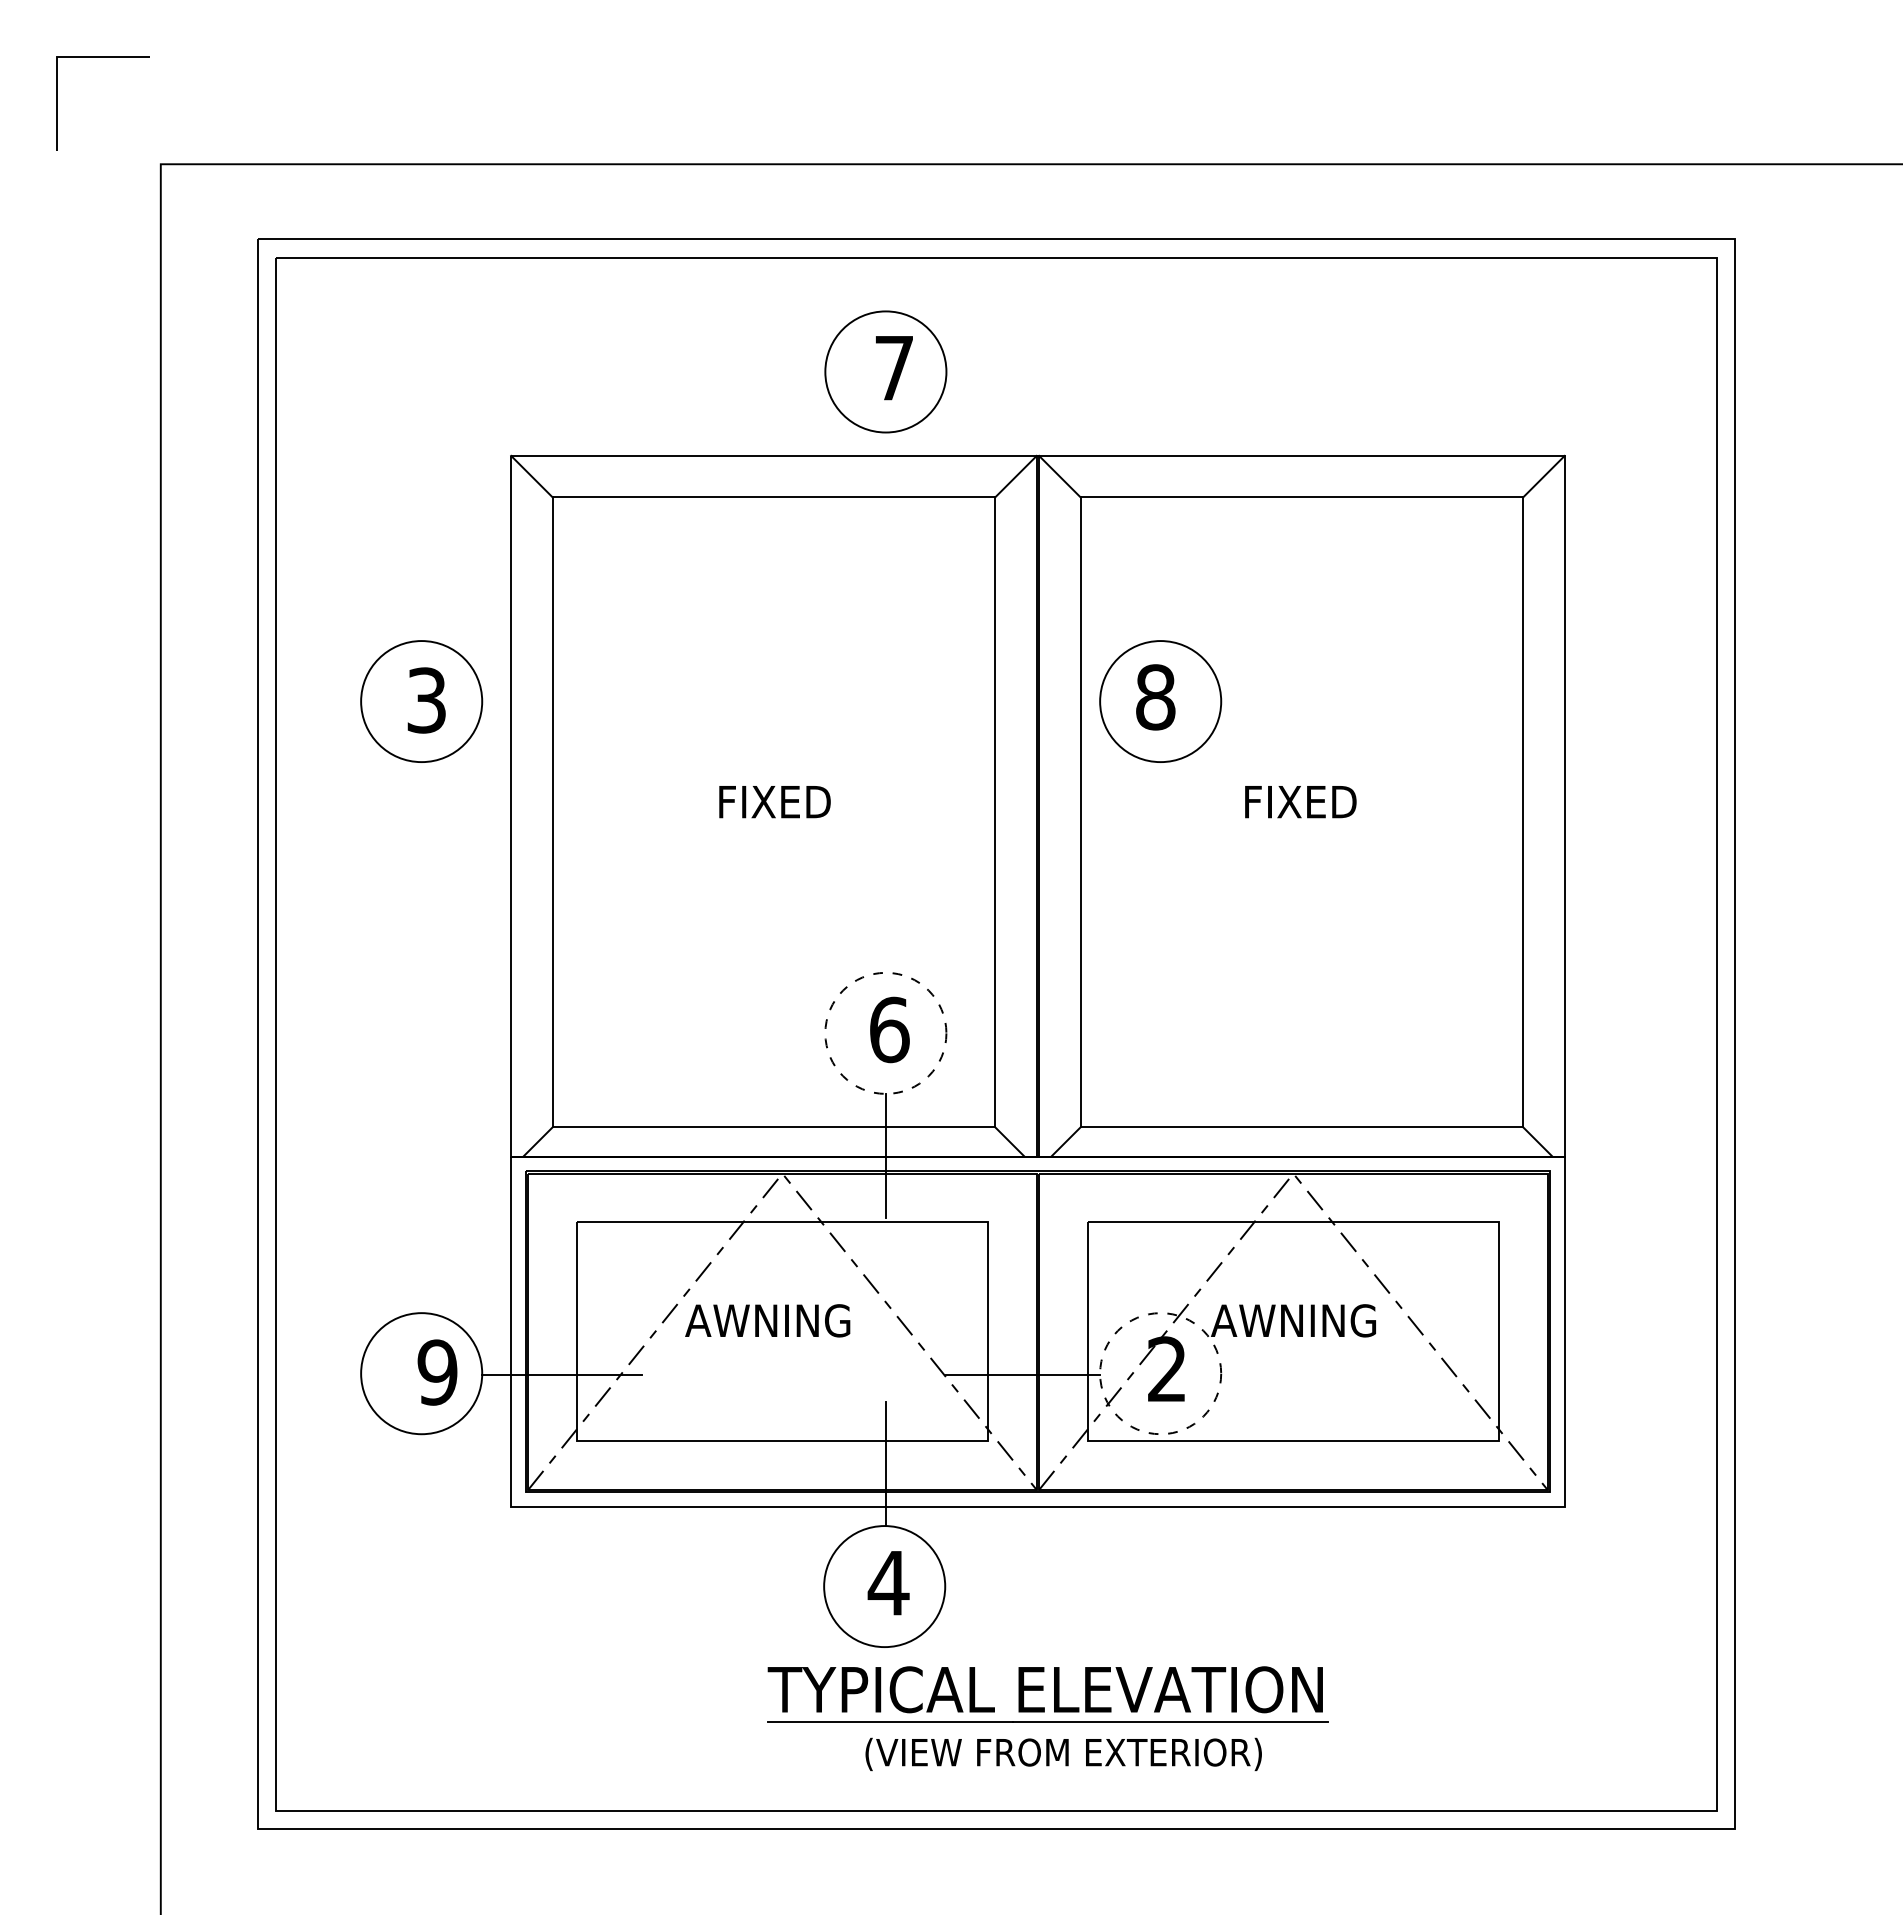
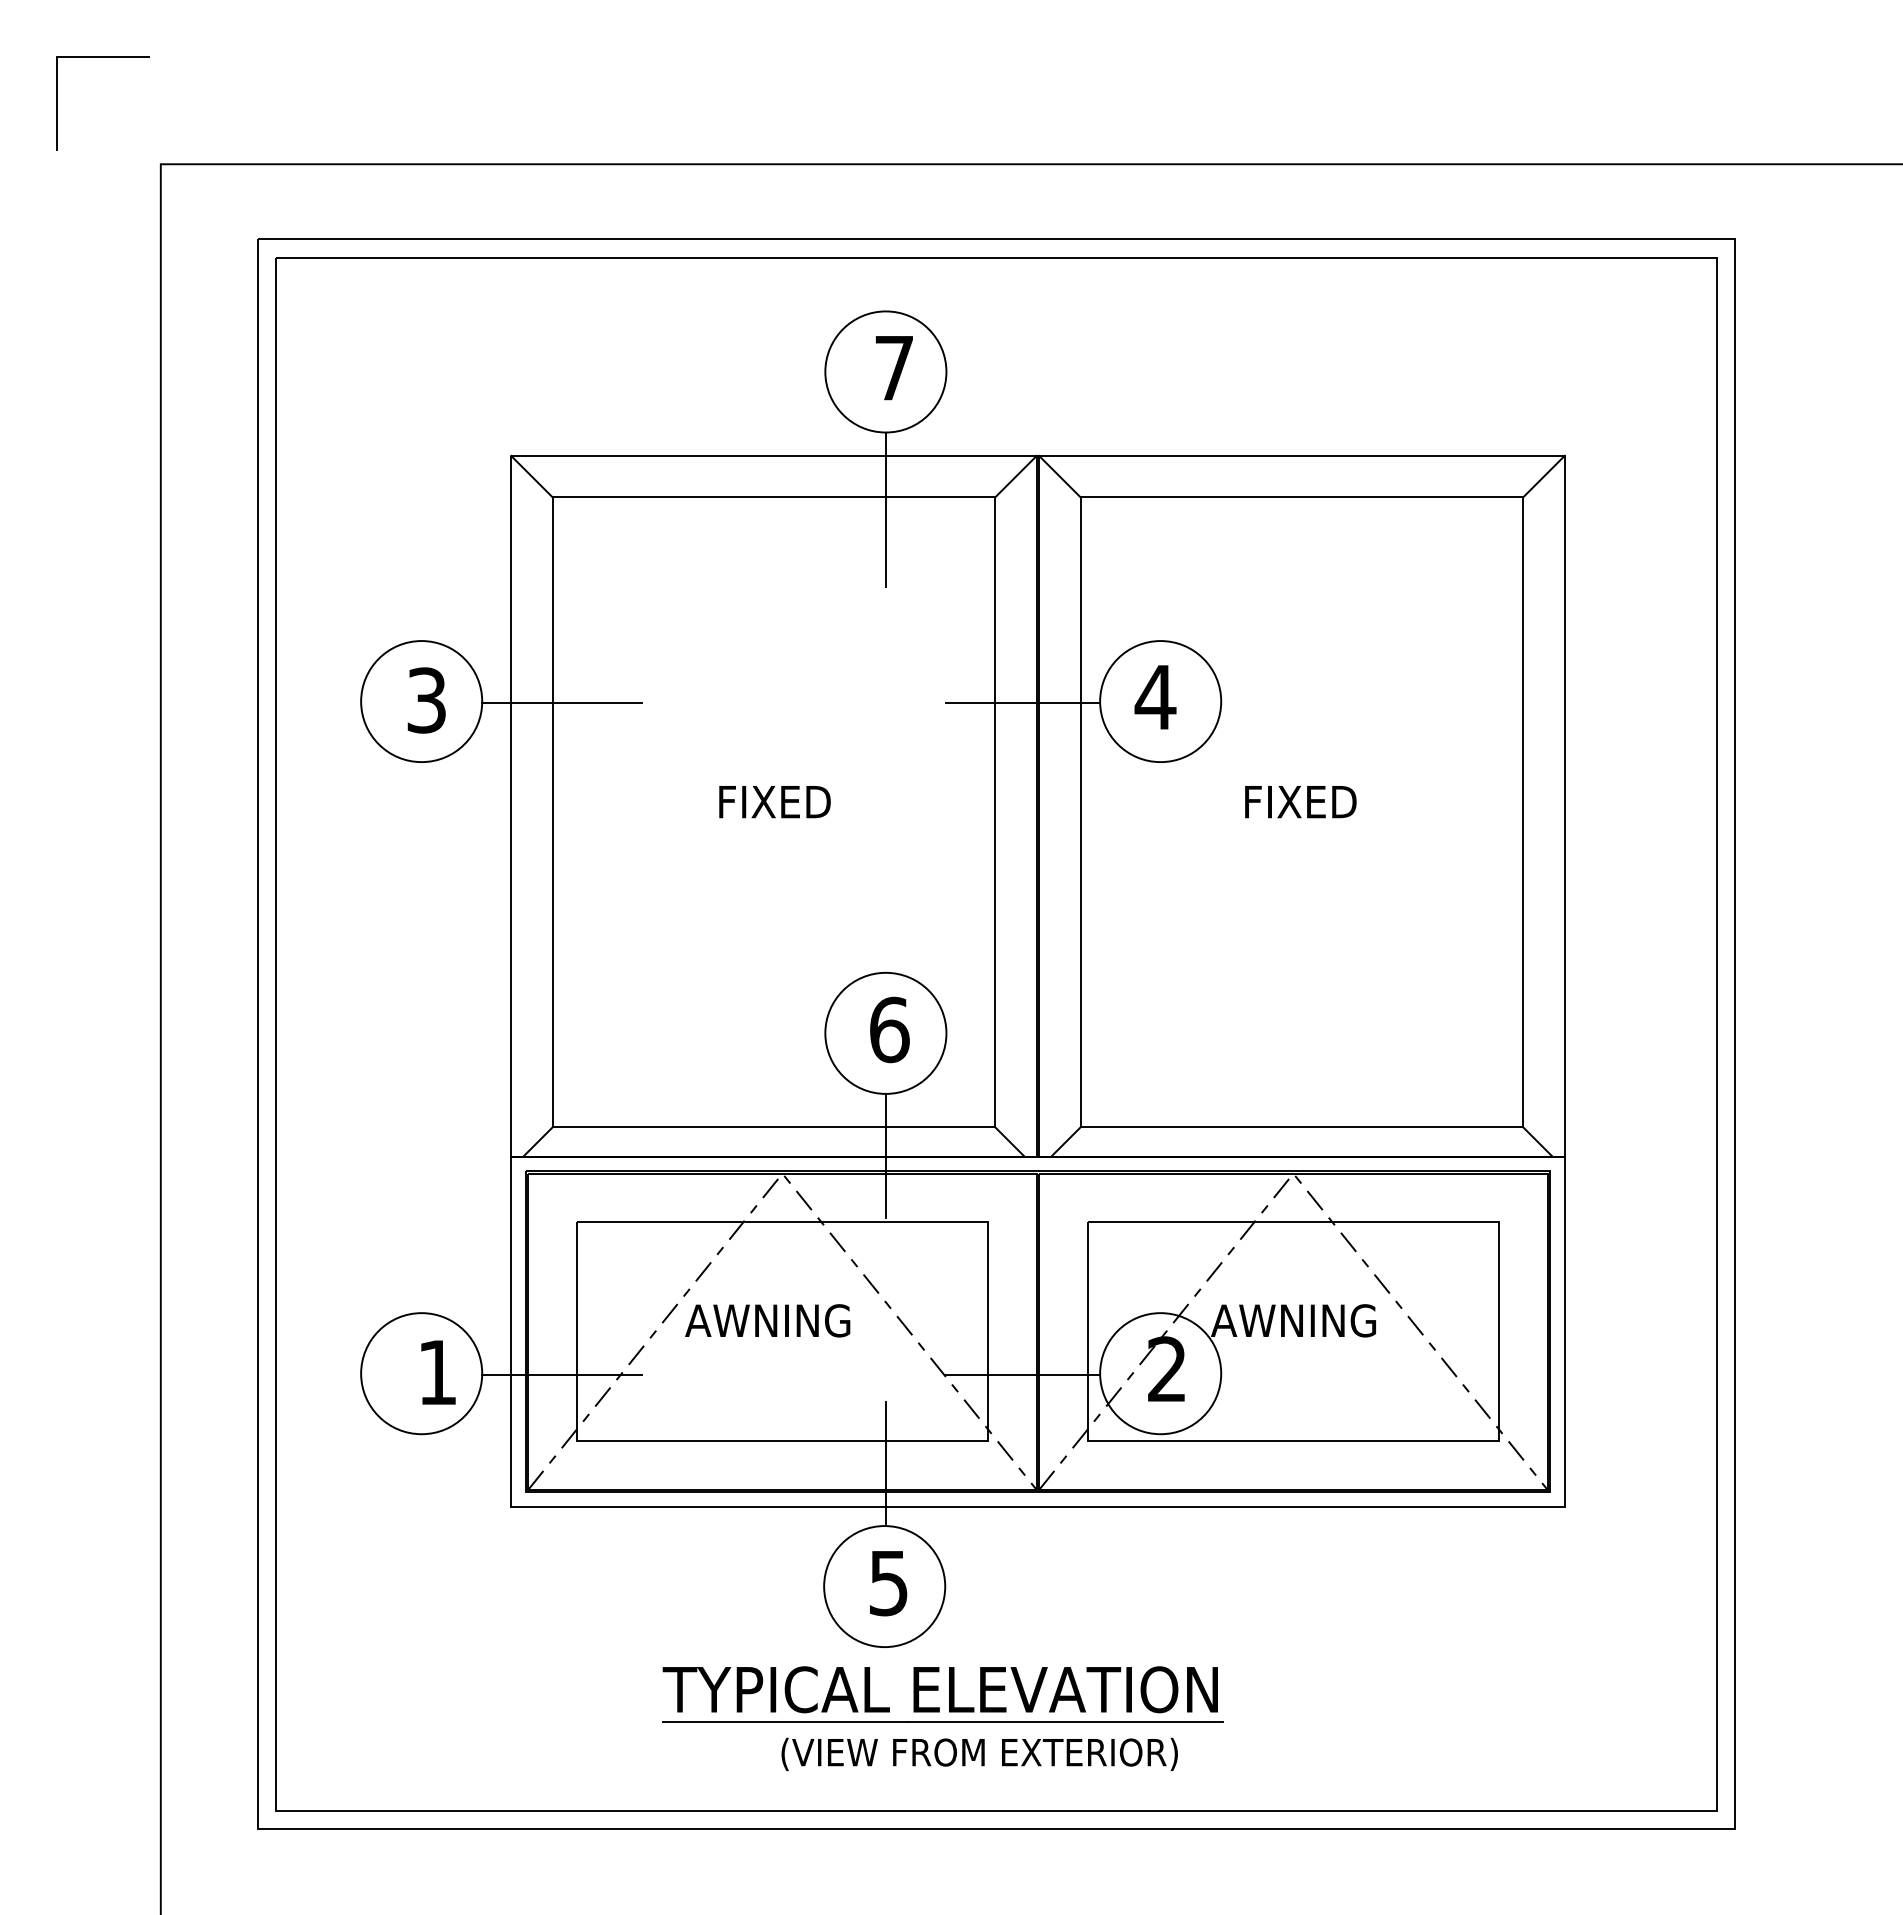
line: none -> present (885, 509)
text: 8 -> 4 (1155, 697)
line: none -> present (562, 703)
line: none -> present (1023, 703)
circle: dashed -> solid (885, 1032)
text: 9 -> 1 (437, 1372)
circle: dashed -> solid (1160, 1373)
text: 4 -> 5 (888, 1583)
part position: (1047, 1694) -> (942, 1694) (942, 1694)
text position: (1063, 1754) -> (979, 1754) (979, 1754)
